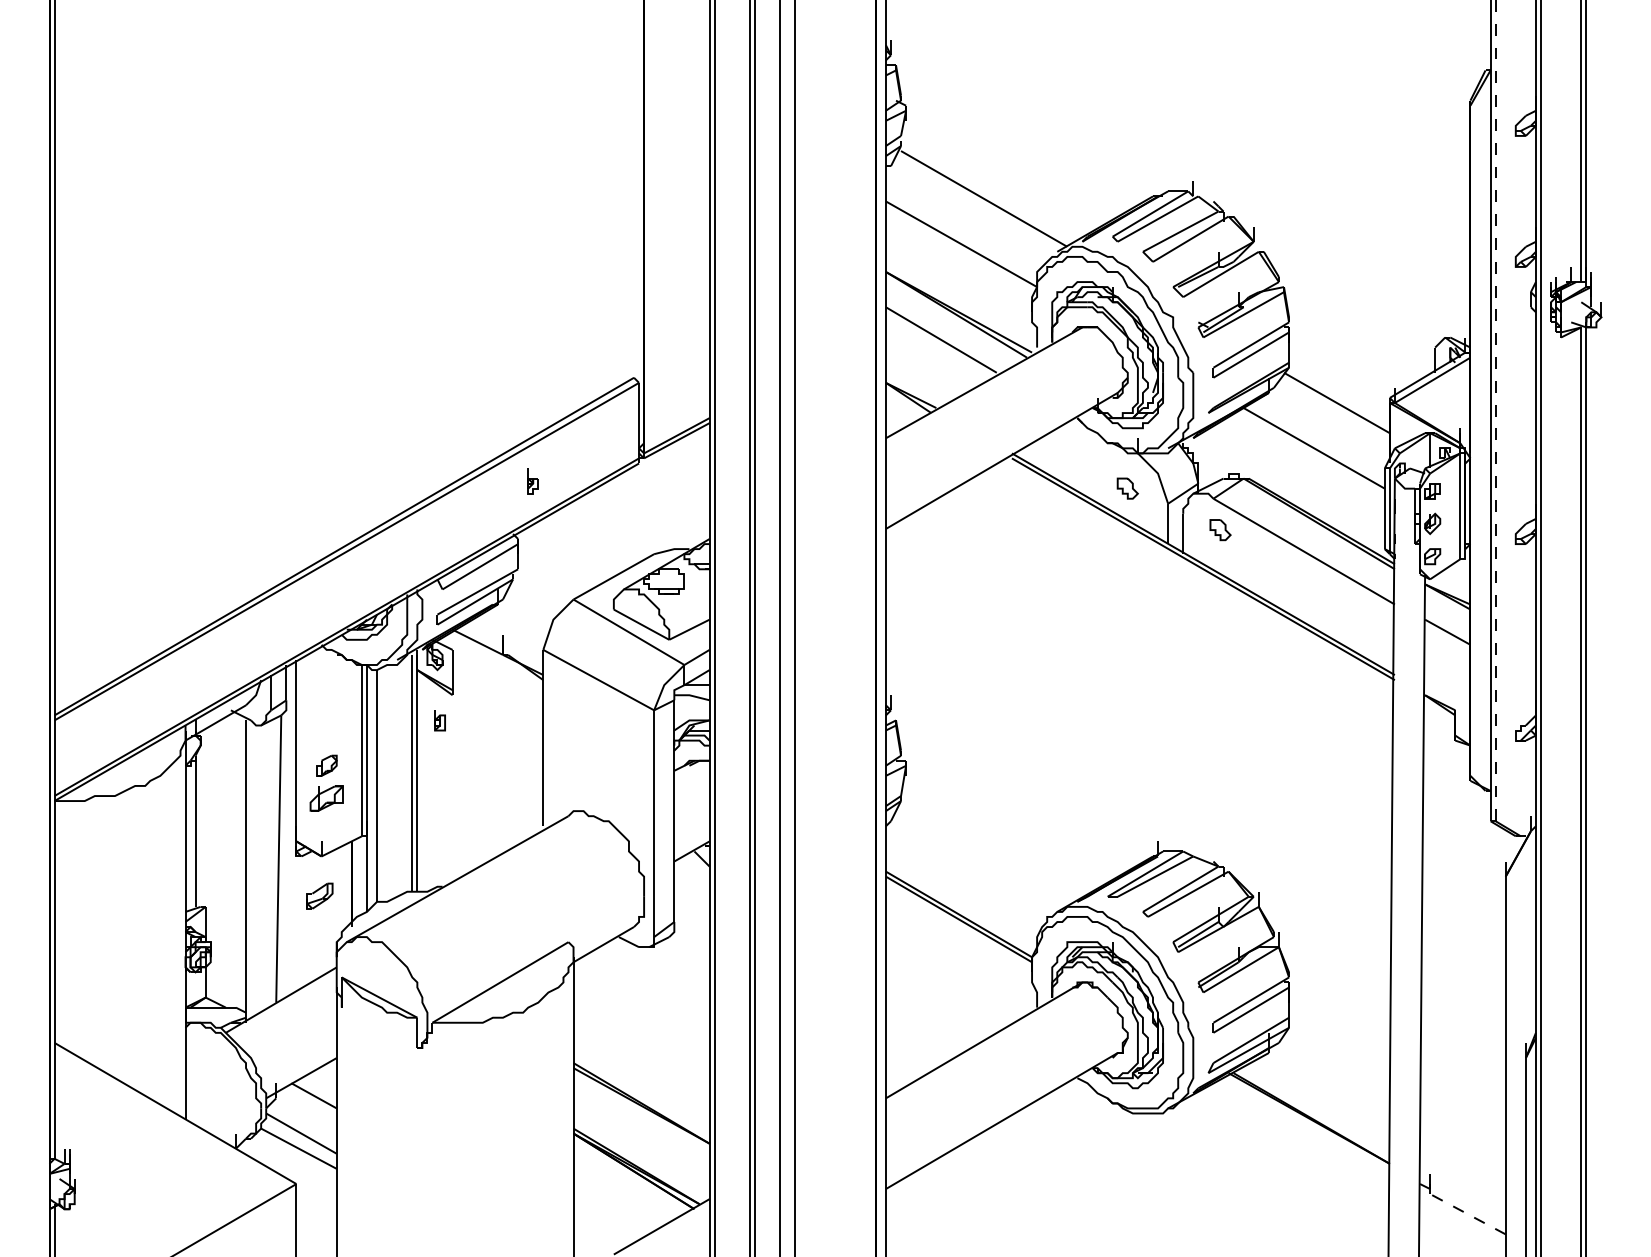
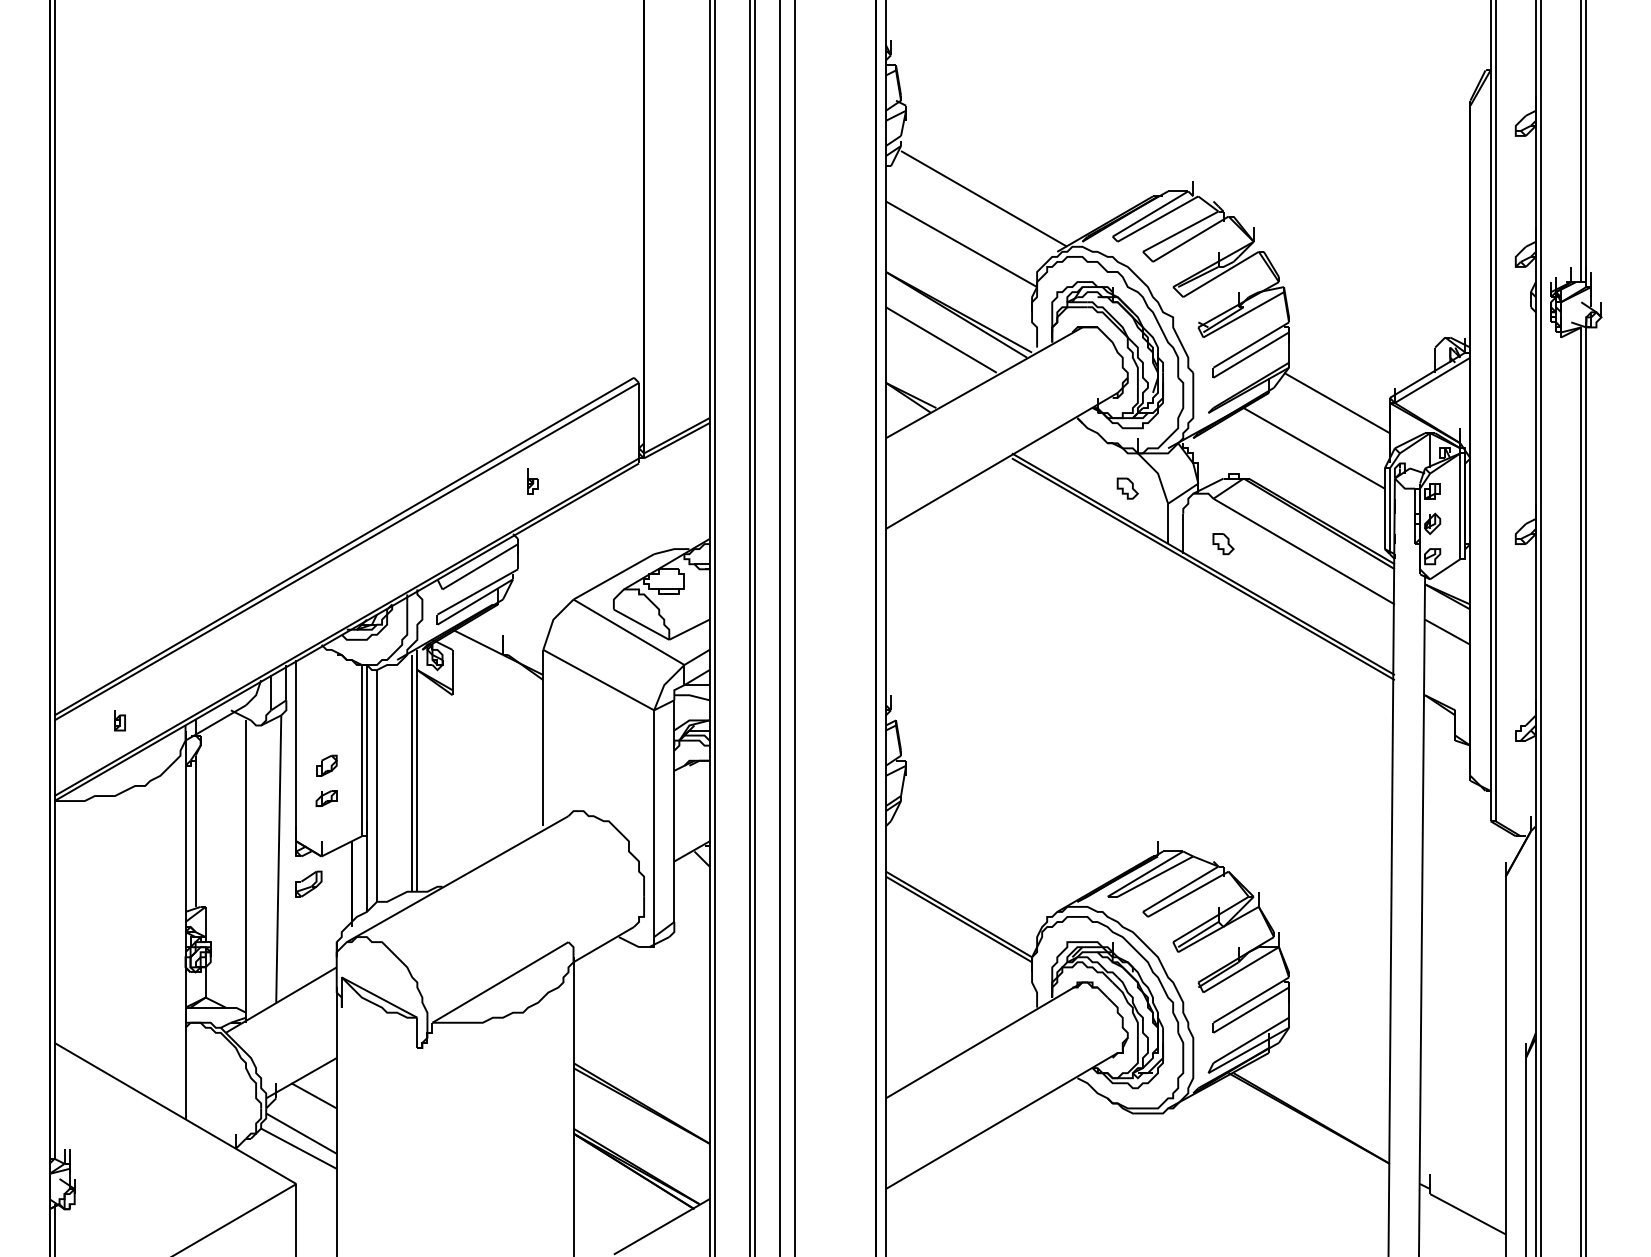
line: dashed -> solid (1495, 410)
part position: (1220, 530) -> (1223, 544) (1223, 544)
part position: (439, 720) -> (119, 720) (119, 720)
part size: 35x27 px -> 23x17 px (326, 798)
part position: (319, 895) -> (308, 883) (308, 883)
line: dashed -> solid (1467, 1214)
